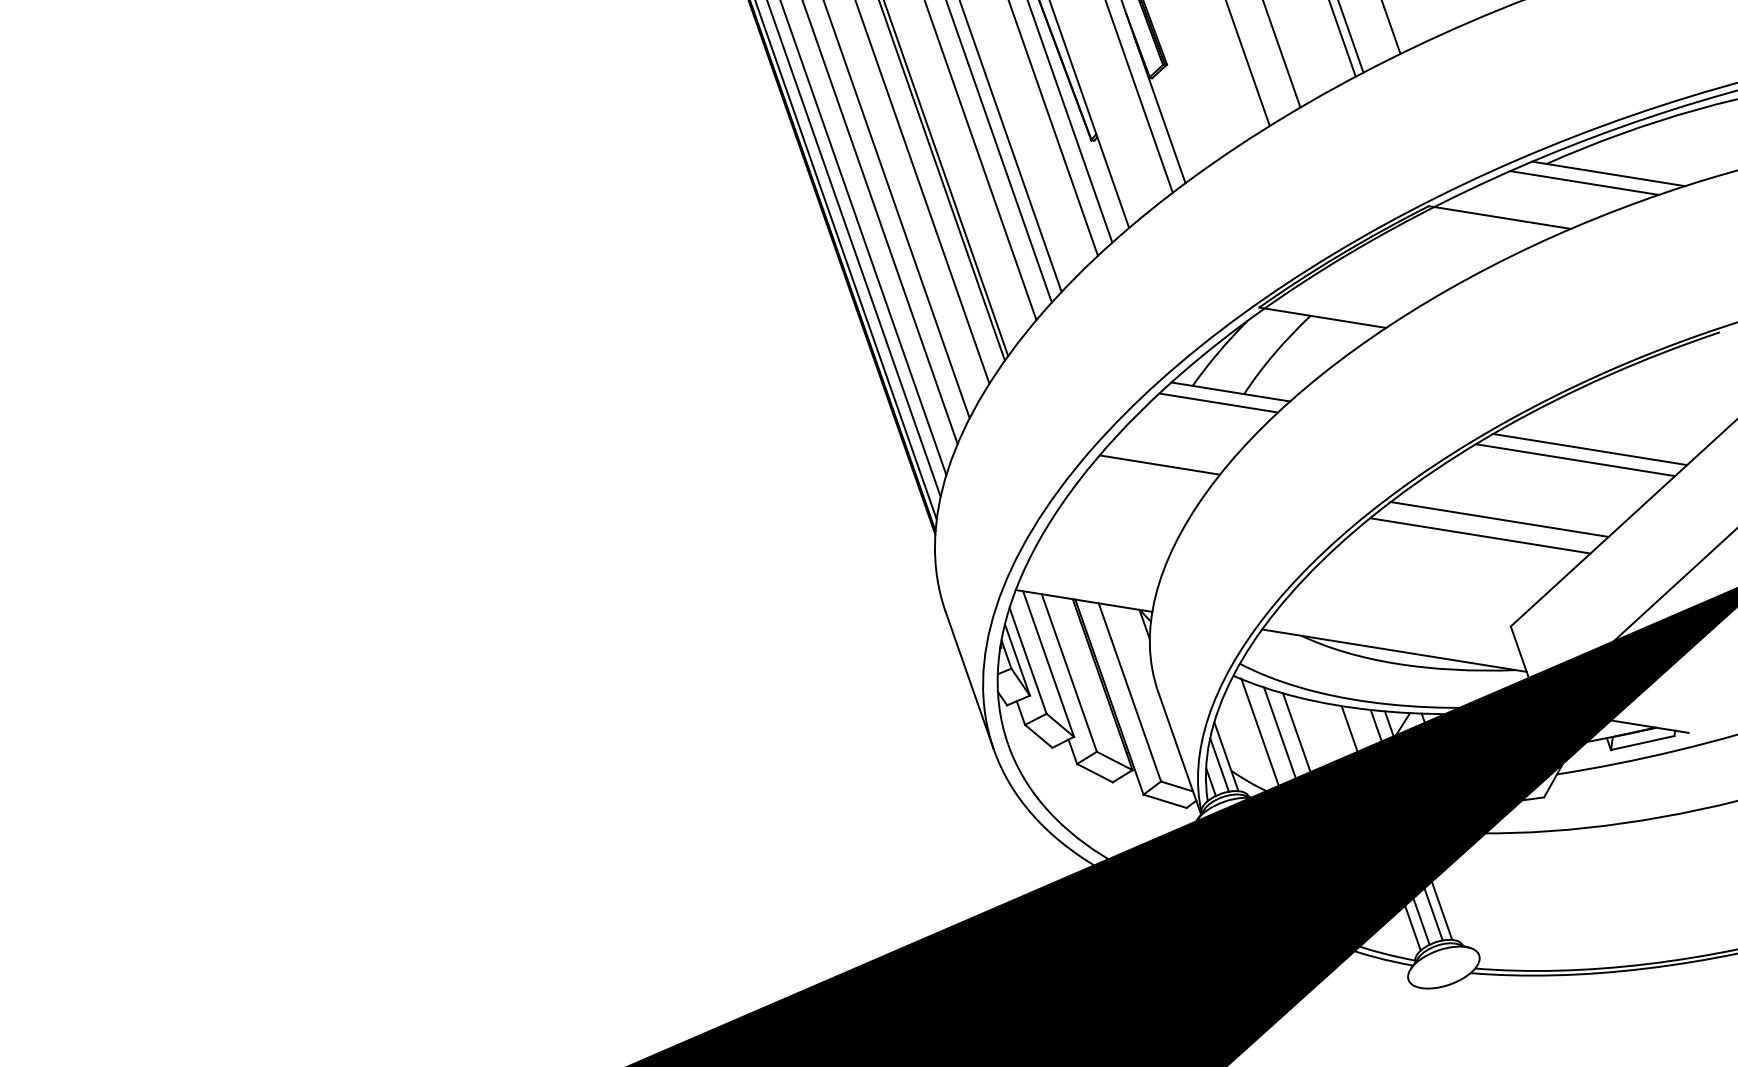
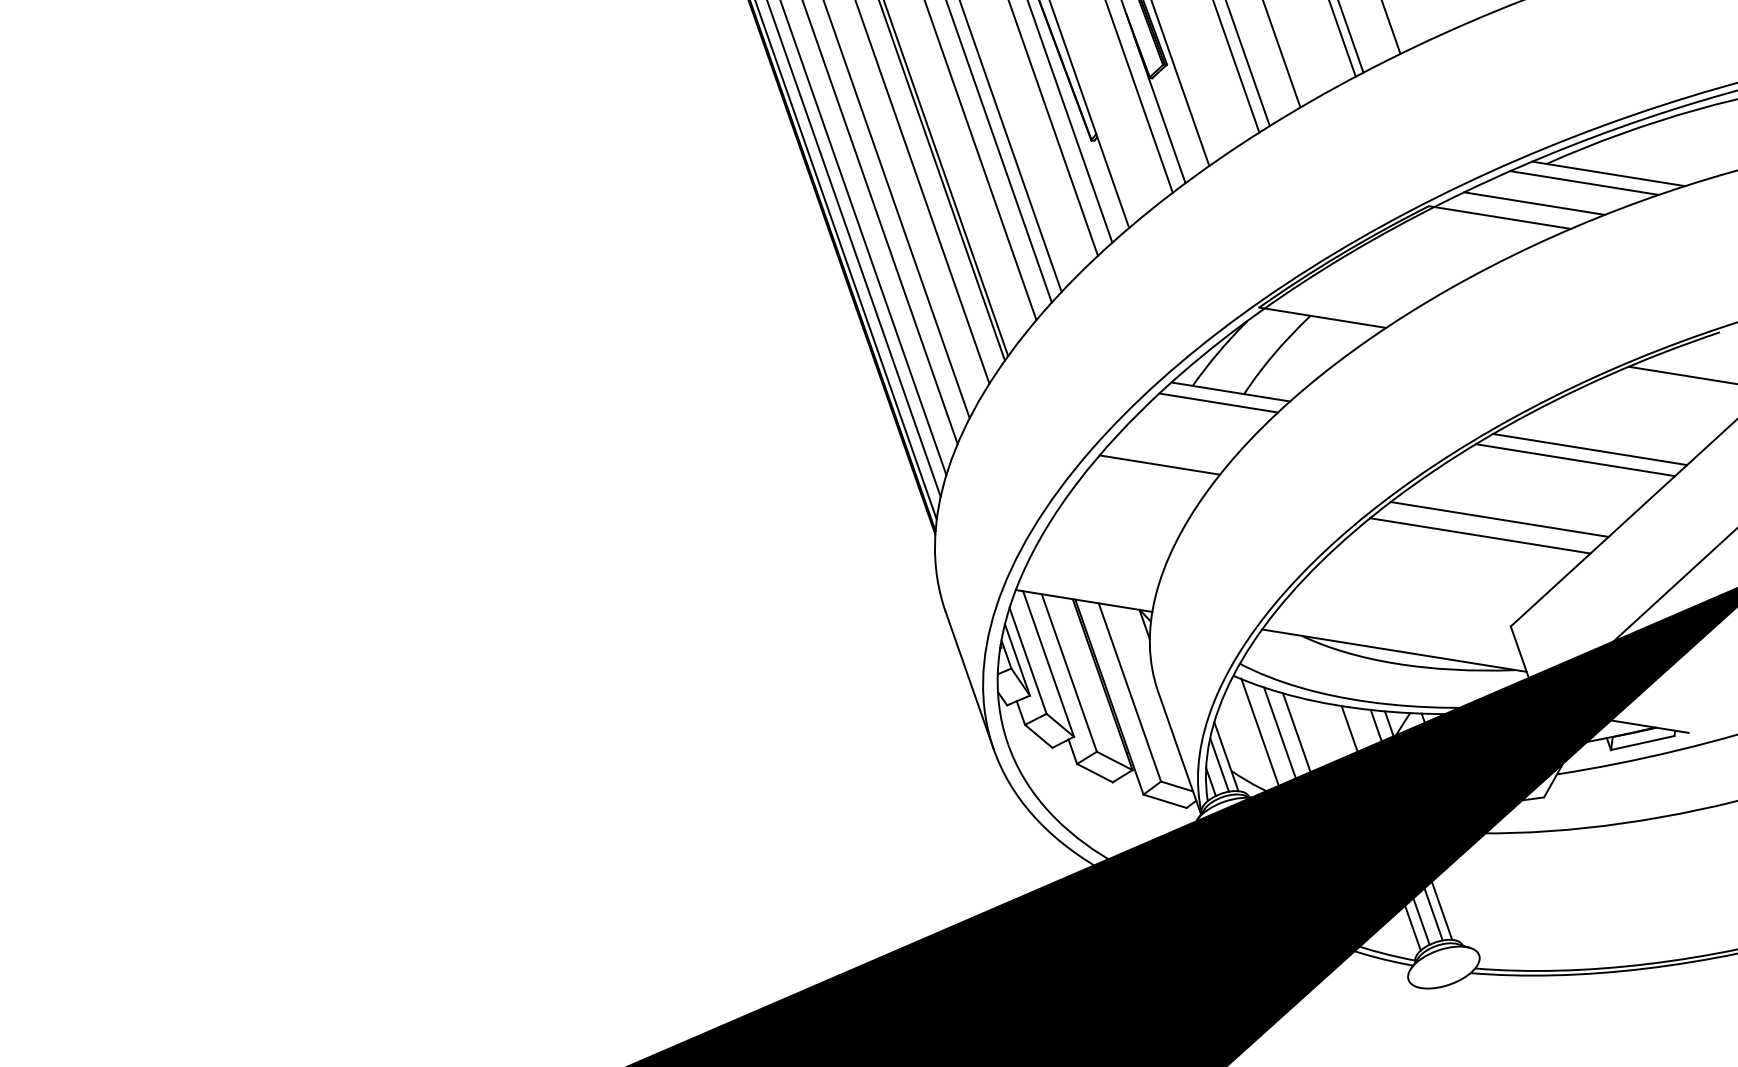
line: none -> present (1236, 67)
line: none -> present (1180, 83)
line: none -> present (1534, 203)
line: none -> present (1681, 374)
